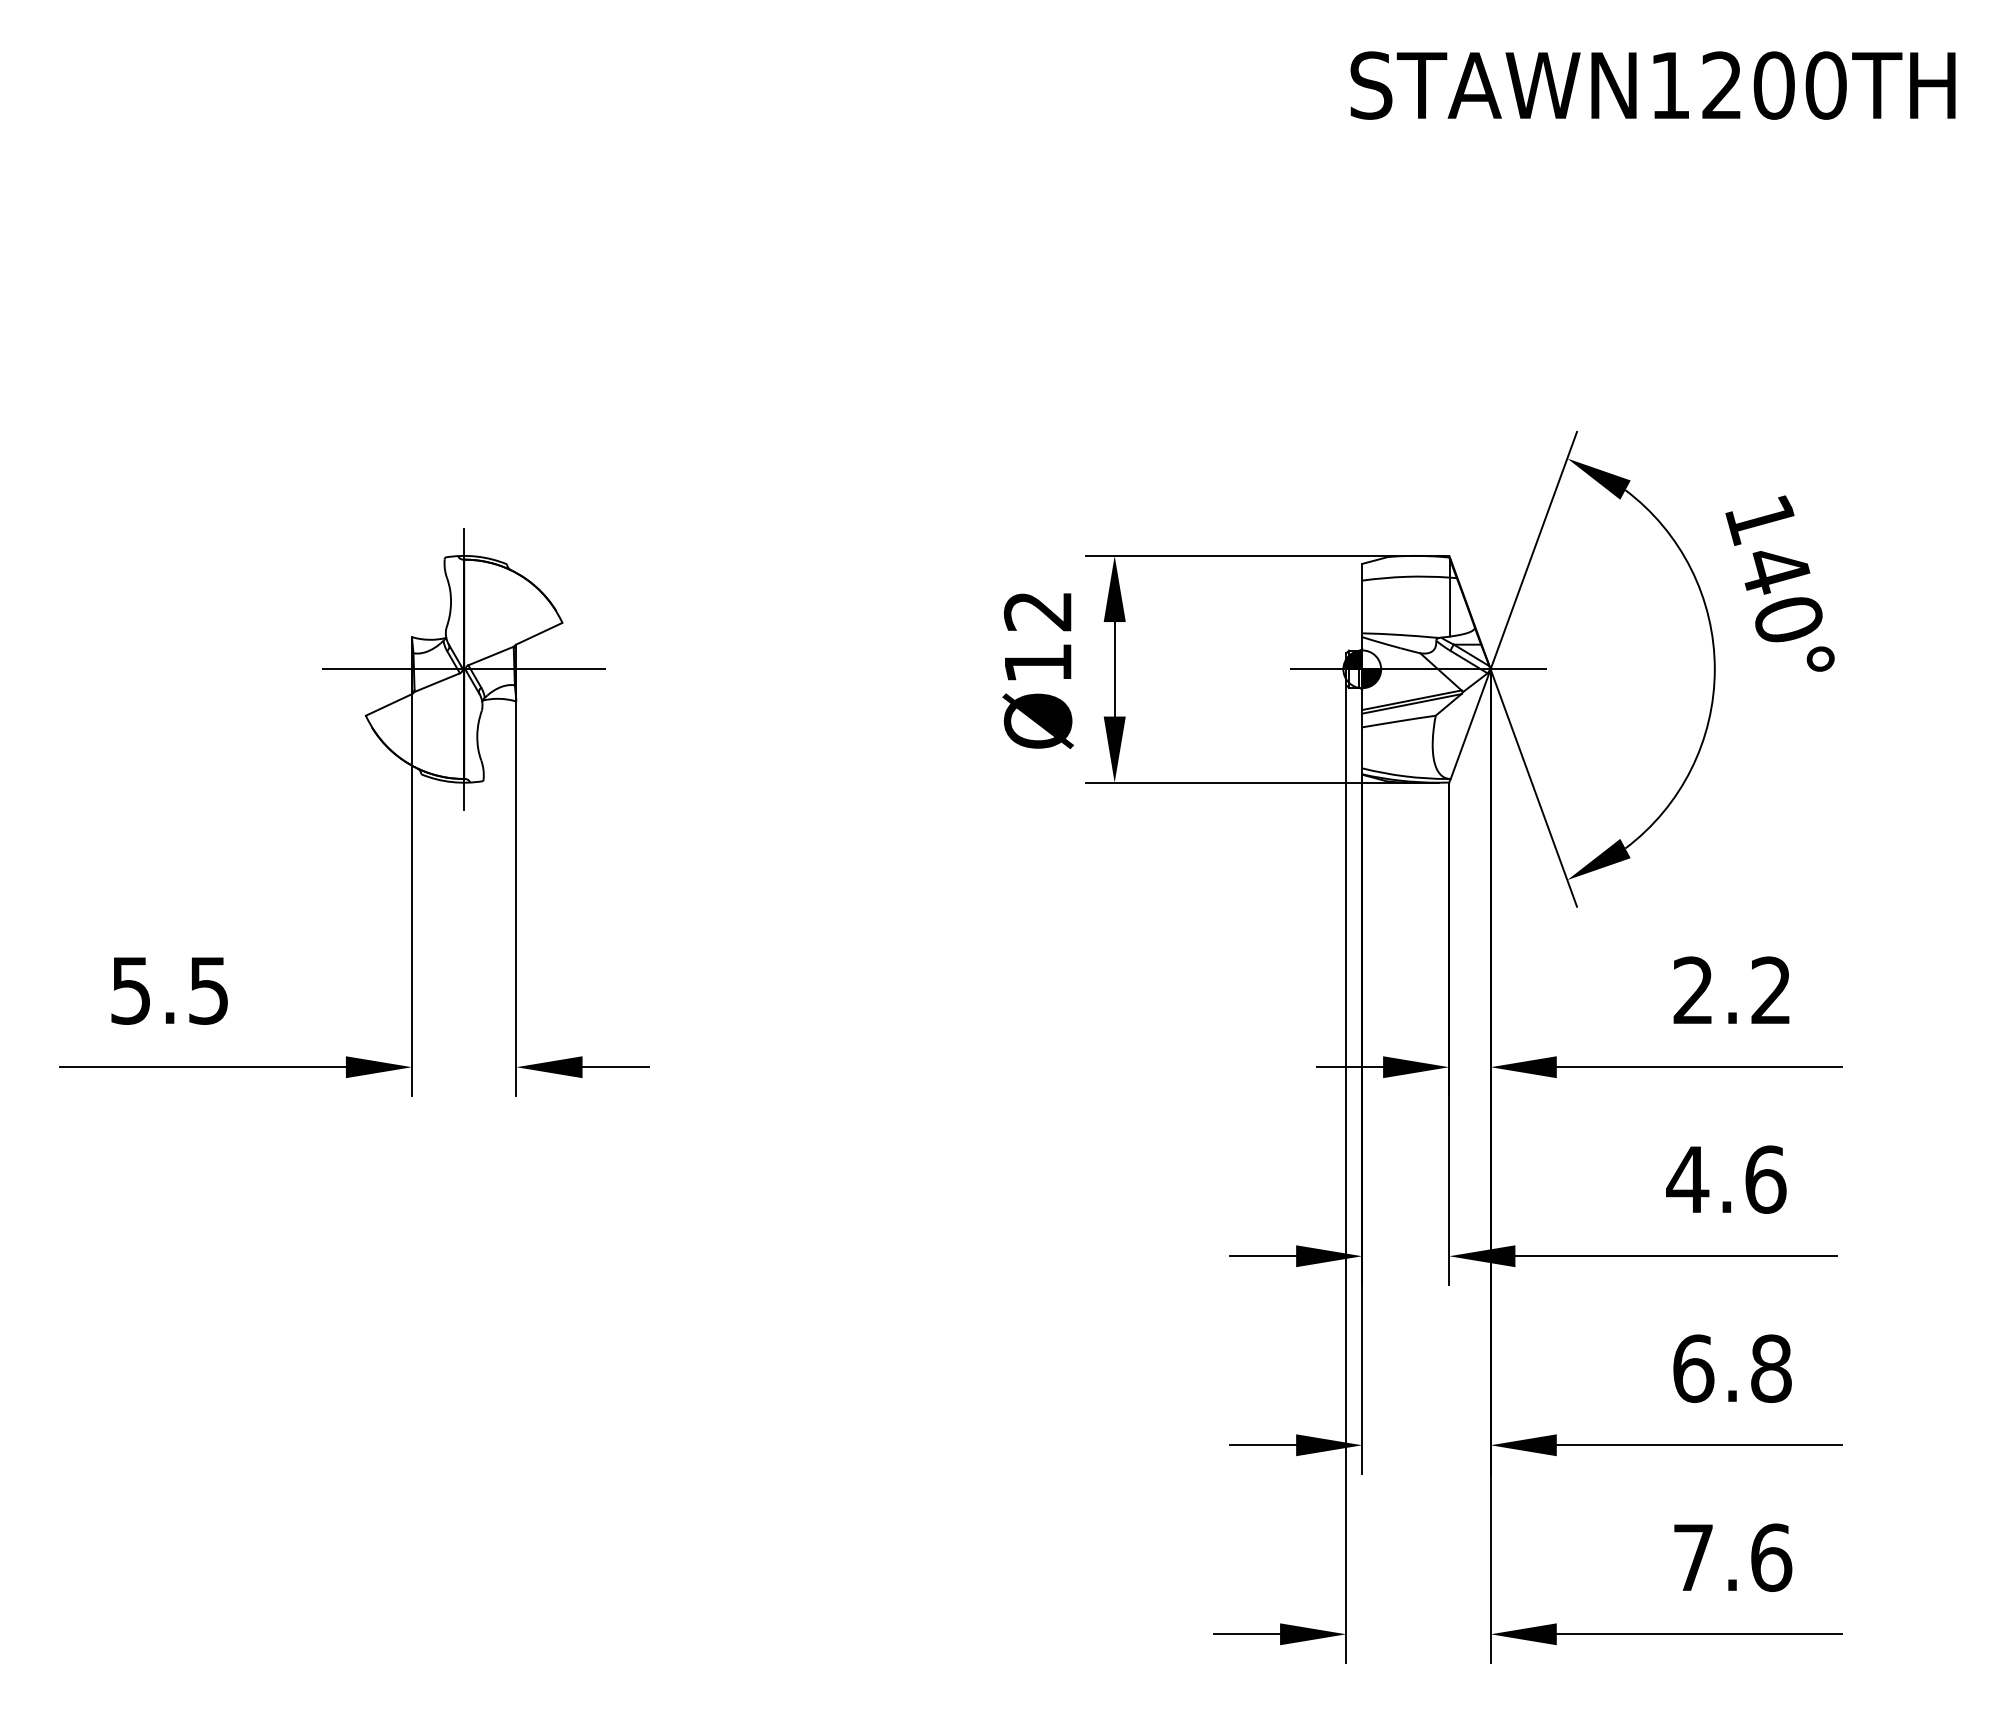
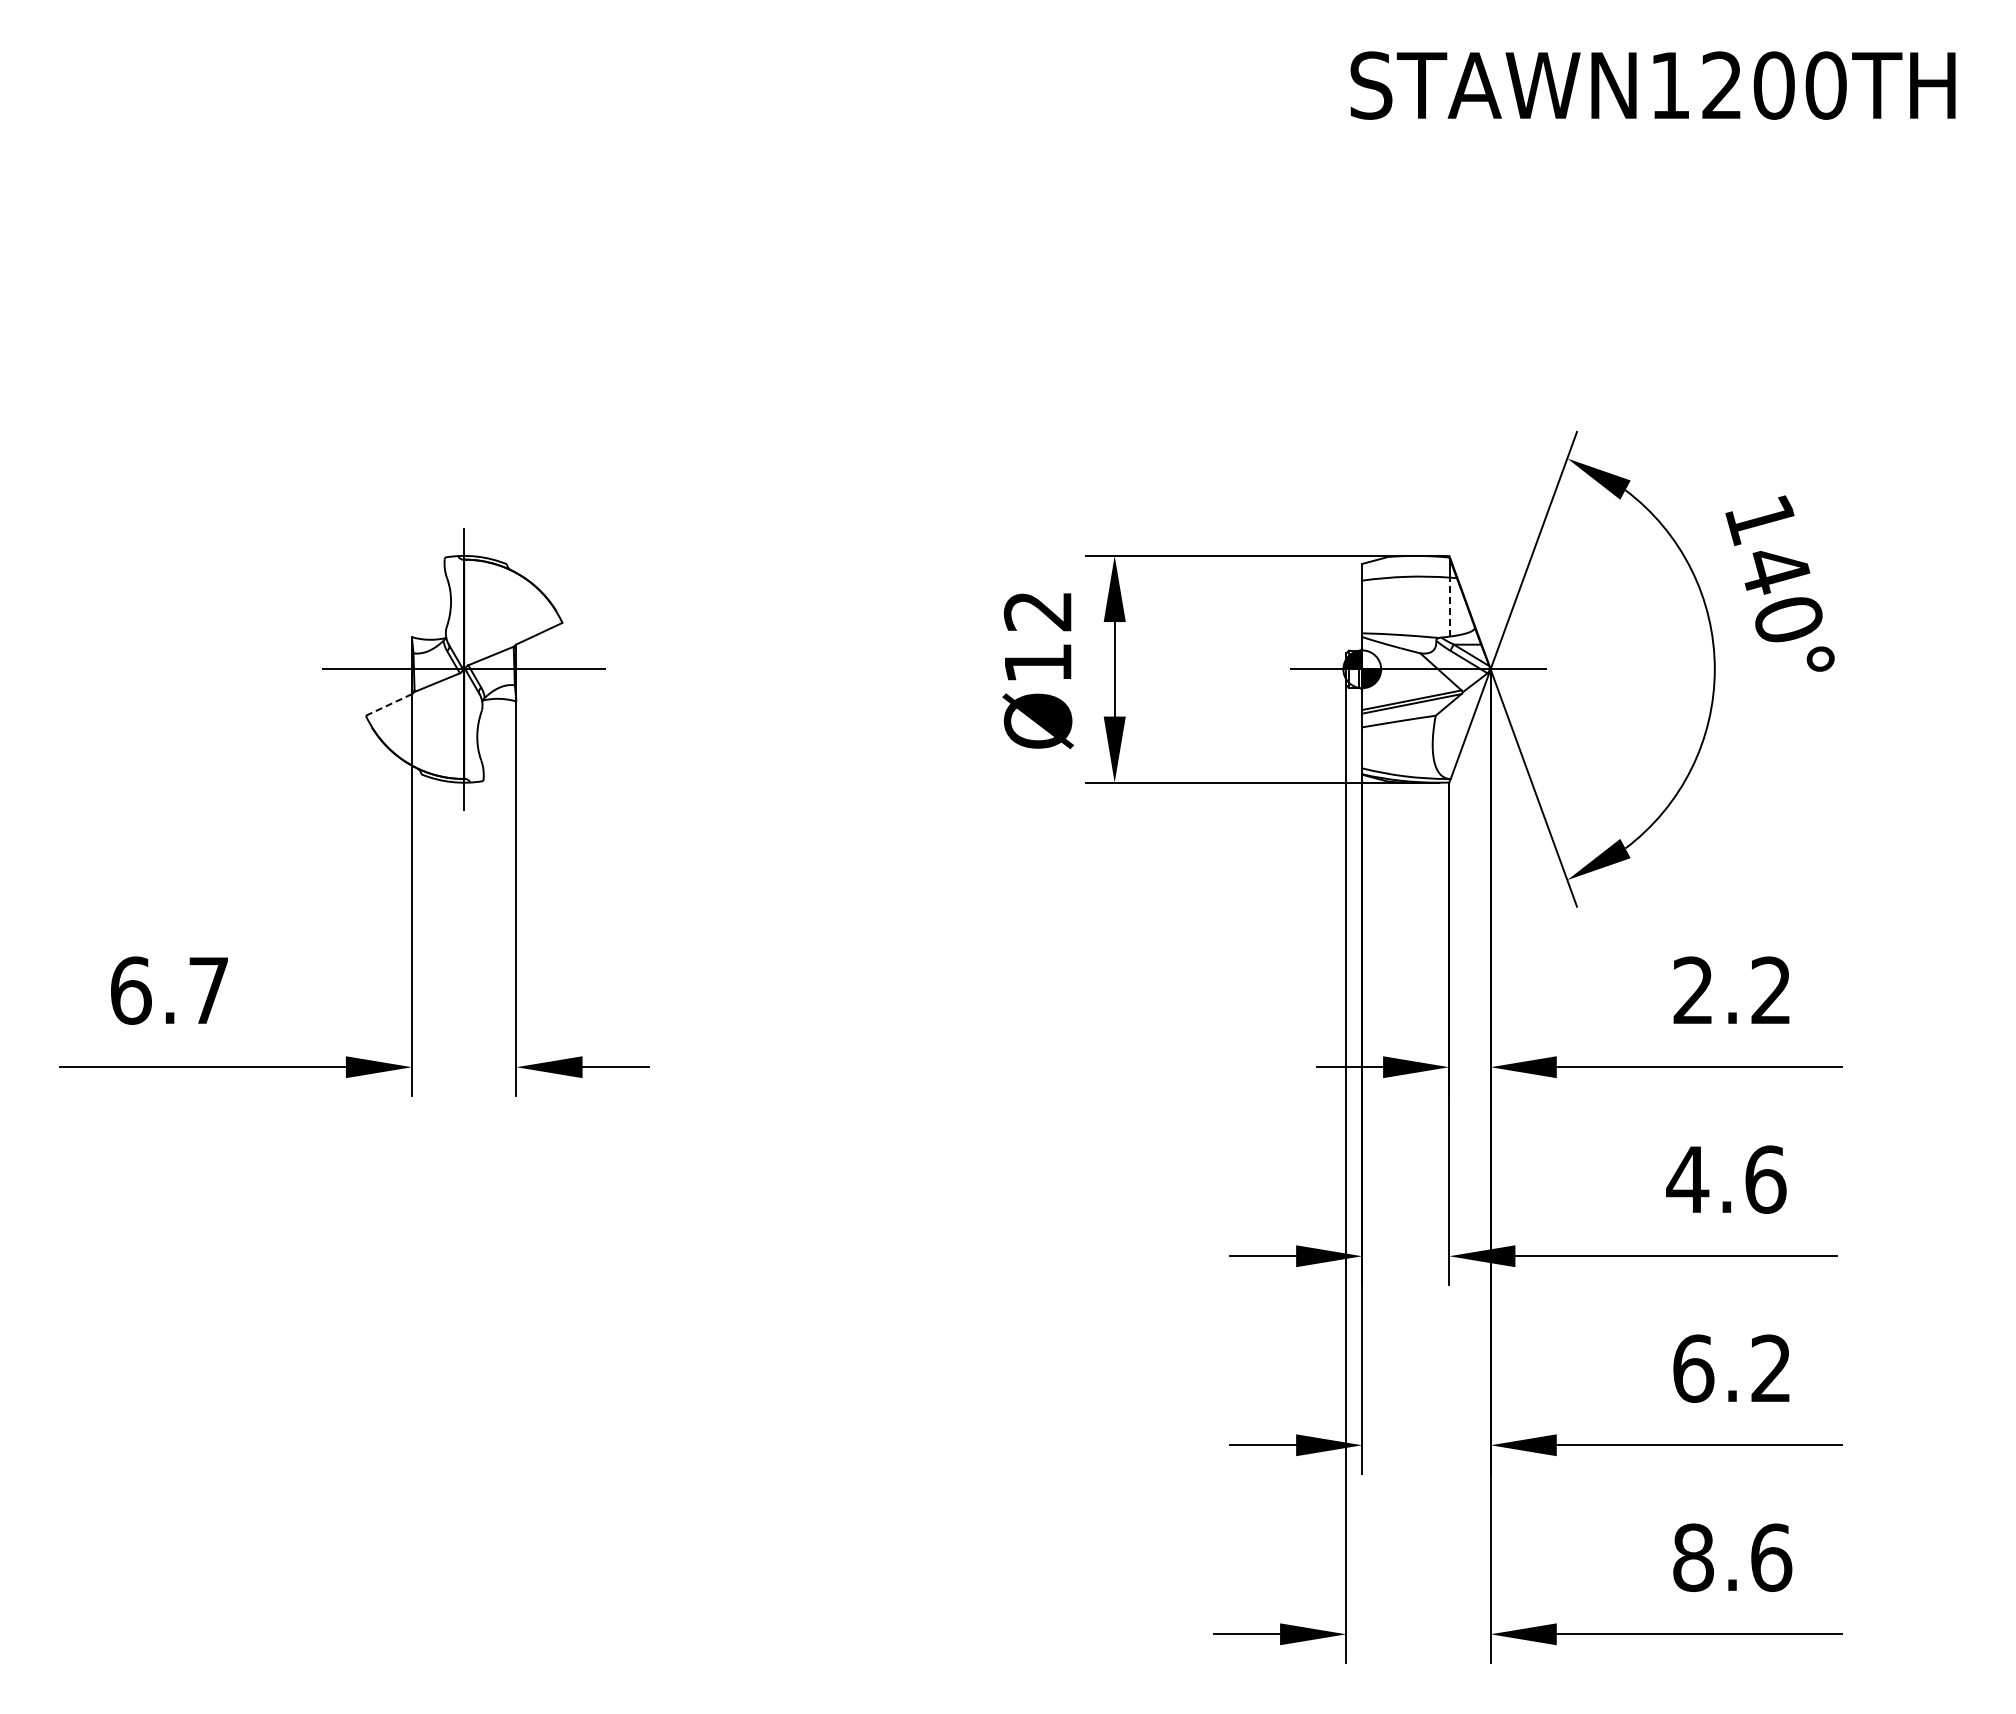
line: solid -> dashed (1450, 606)
line: solid -> dashed (389, 704)
text: 5.5 -> 6.7 (169, 990)
text: 6.8 -> 6.2 (1771, 1368)
text: 7.6 -> 8.6 (1693, 1557)
